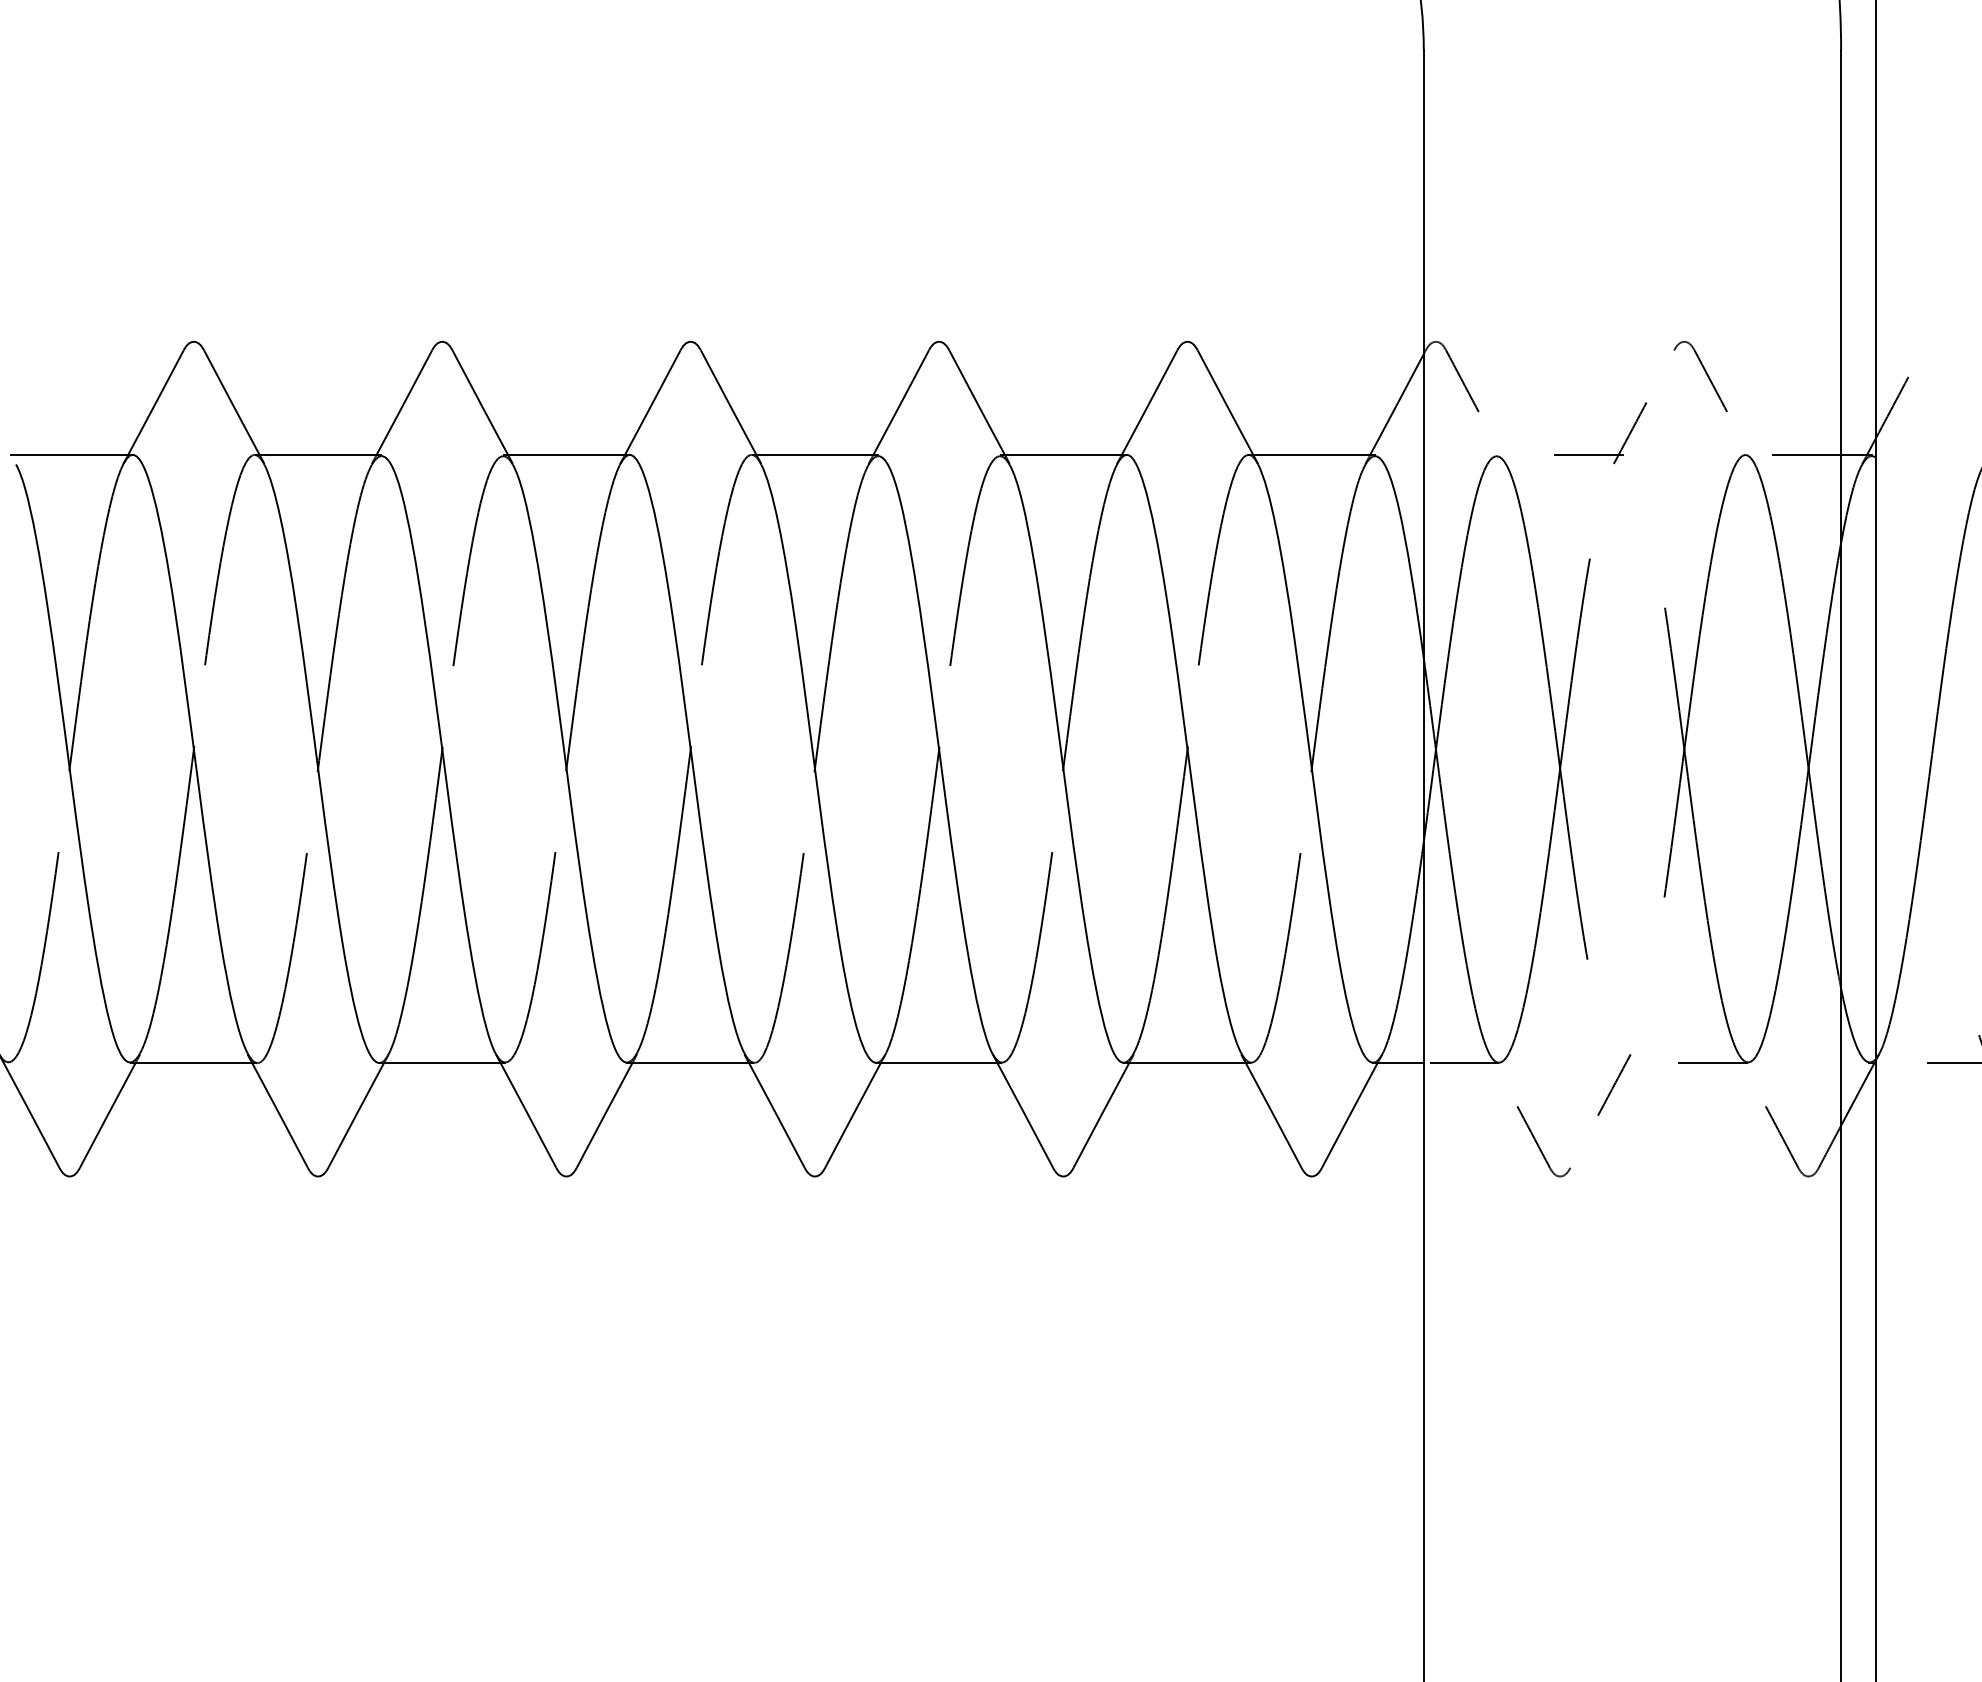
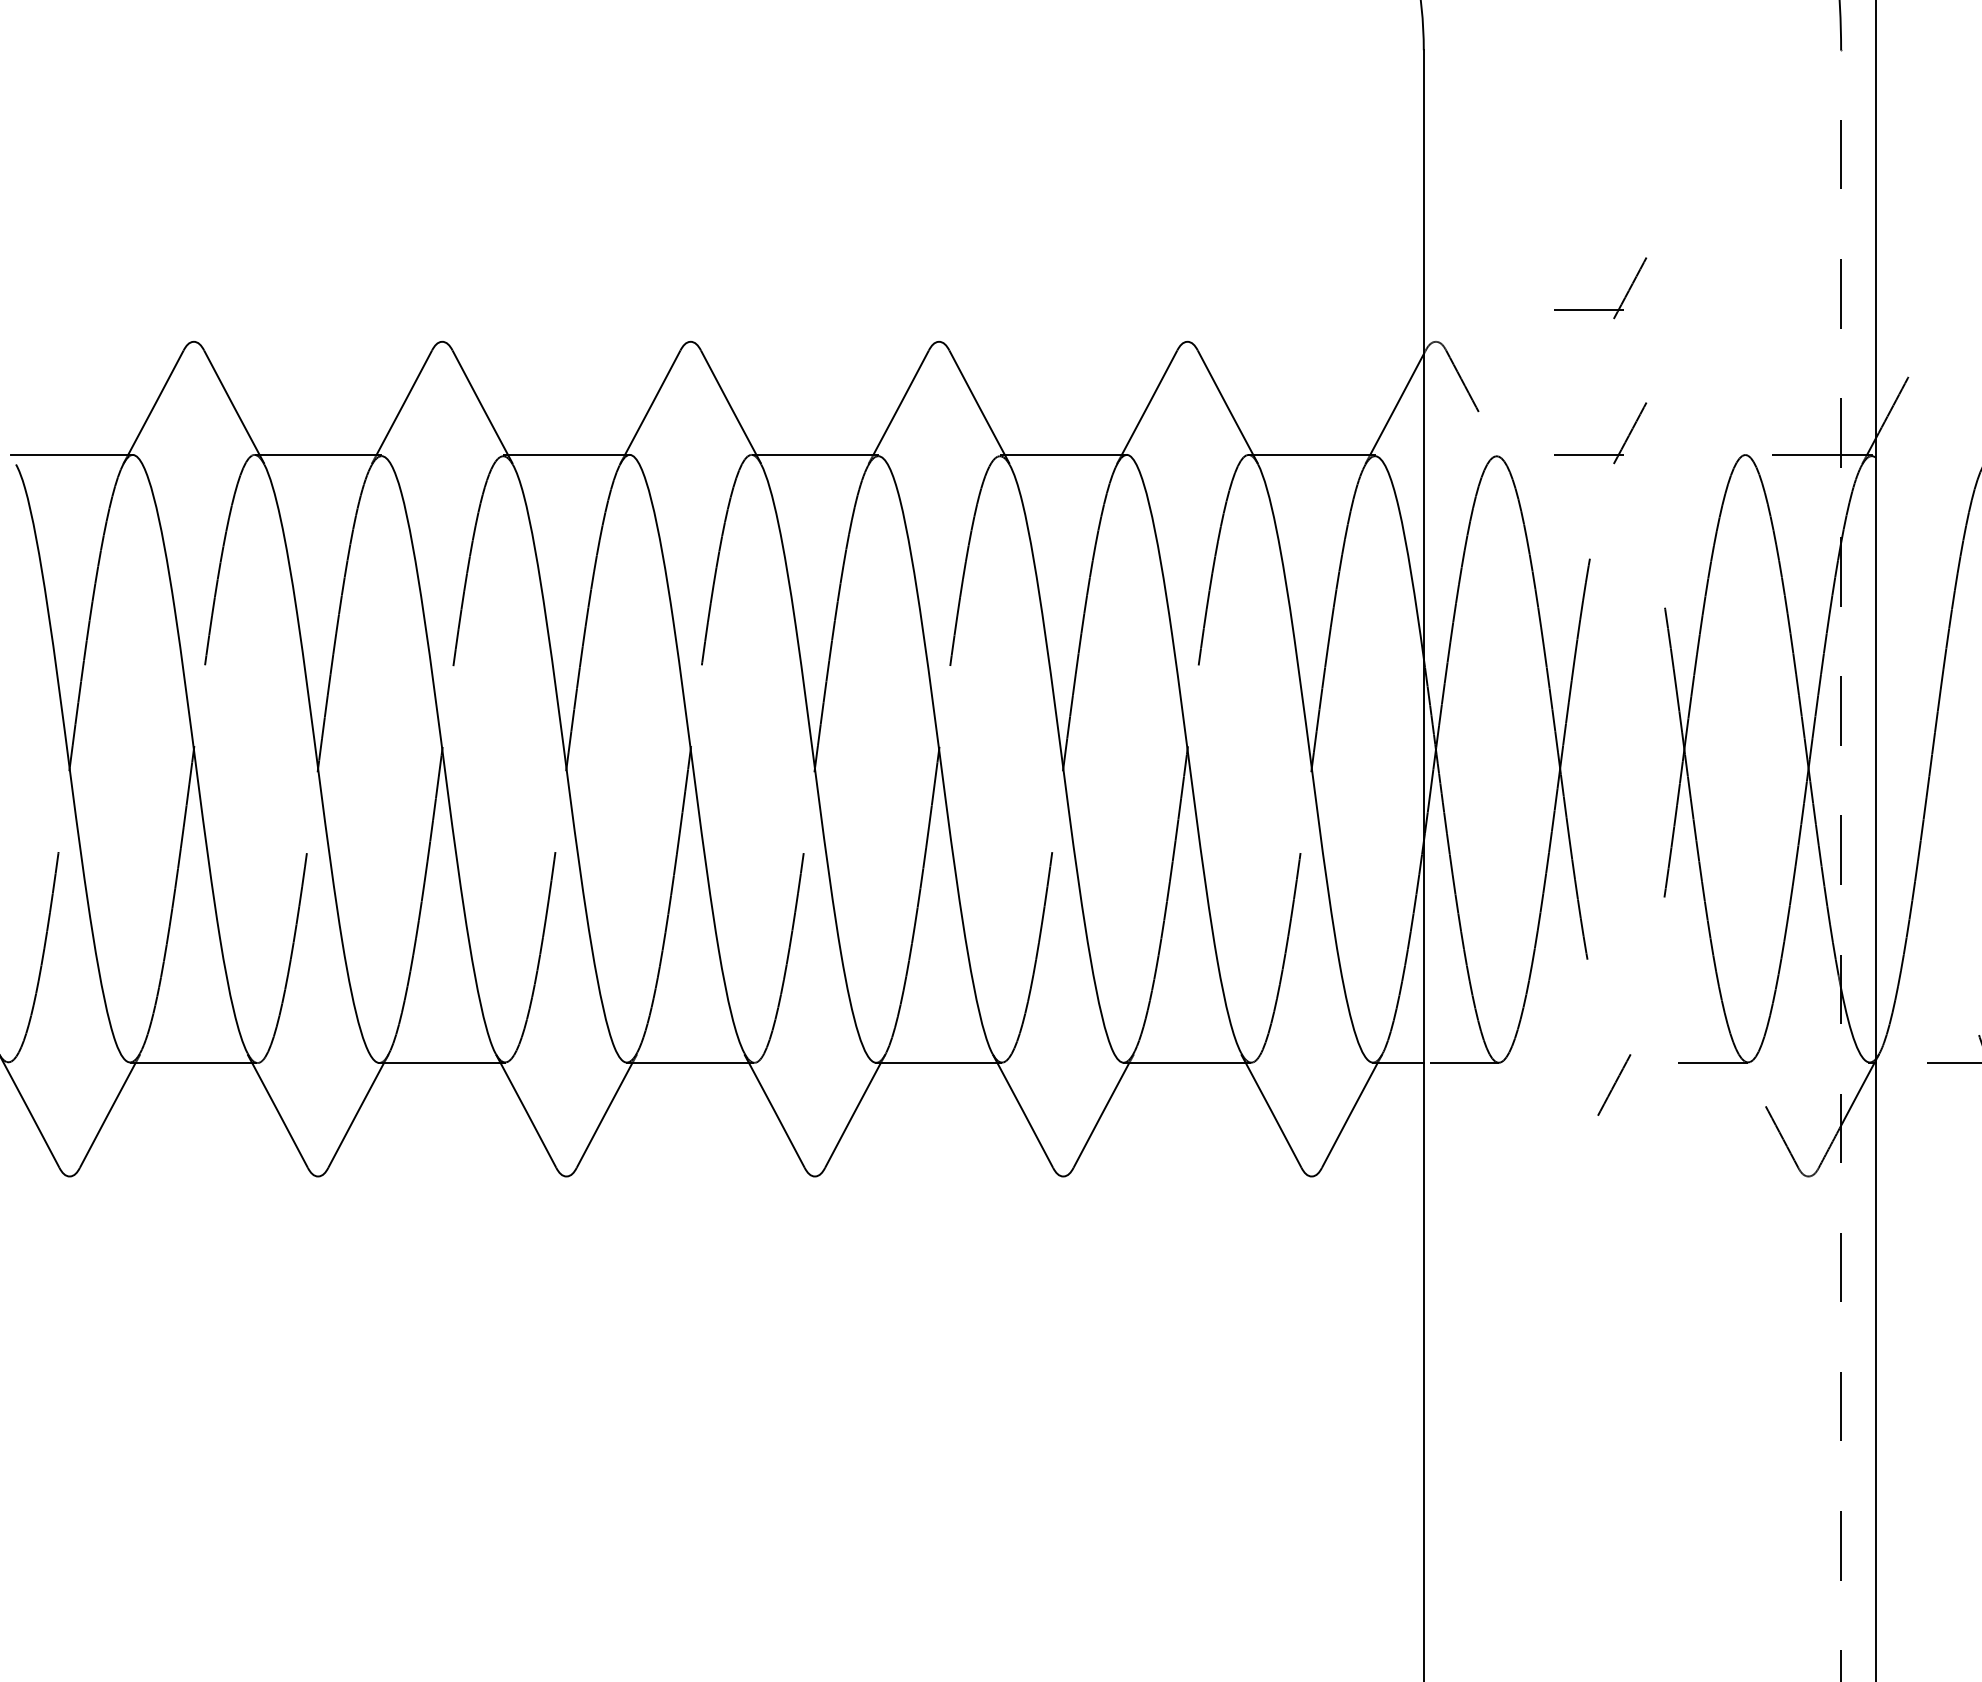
part: none -> present (1600, 309)
part: present -> none (1700, 376)
line: solid -> dashed (1841, 865)
part: present -> none (1543, 1141)
